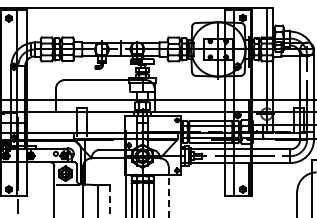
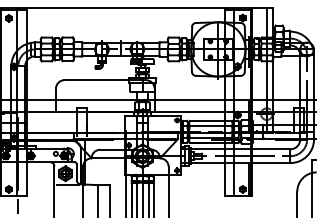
line: dashed -> solid (168, 192)
line: dashed -> solid (109, 201)
